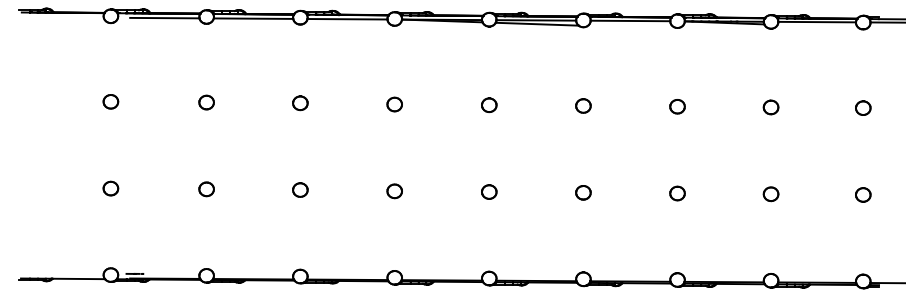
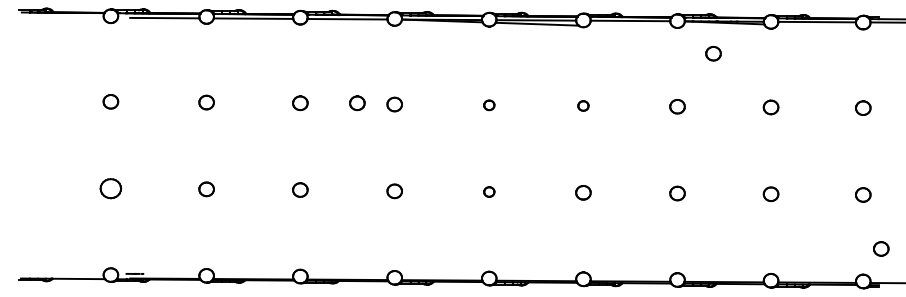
part: none -> present (713, 53)
part: none -> present (357, 103)
part size: 17x17 px -> 13x13 px (489, 105)
part size: 17x16 px -> 13x12 px (583, 105)
part size: 18x17 px -> 23x22 px (110, 188)
part size: 17x16 px -> 13x12 px (489, 191)
part: none -> present (881, 248)
